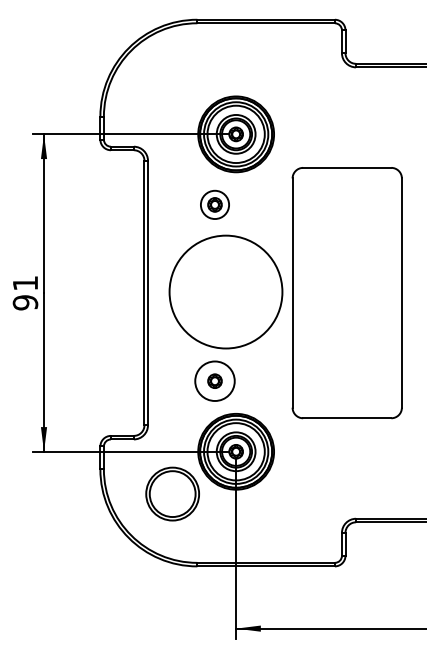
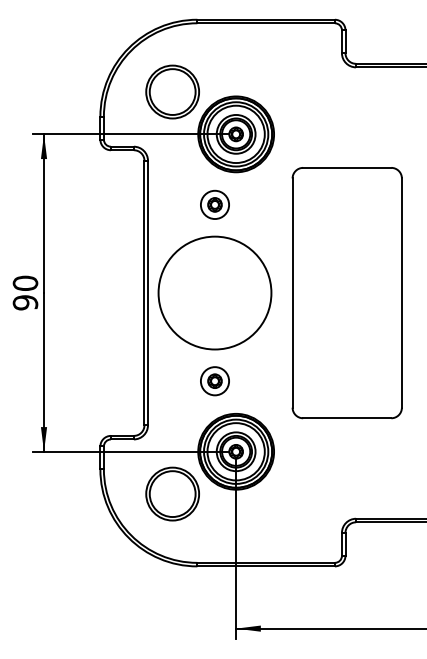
part: none -> present (172, 91)
text: 91 -> 90 (25, 282)
circle position: (225, 291) -> (214, 292) (214, 292)
circle diameter: 39 px -> 28 px (214, 381)
